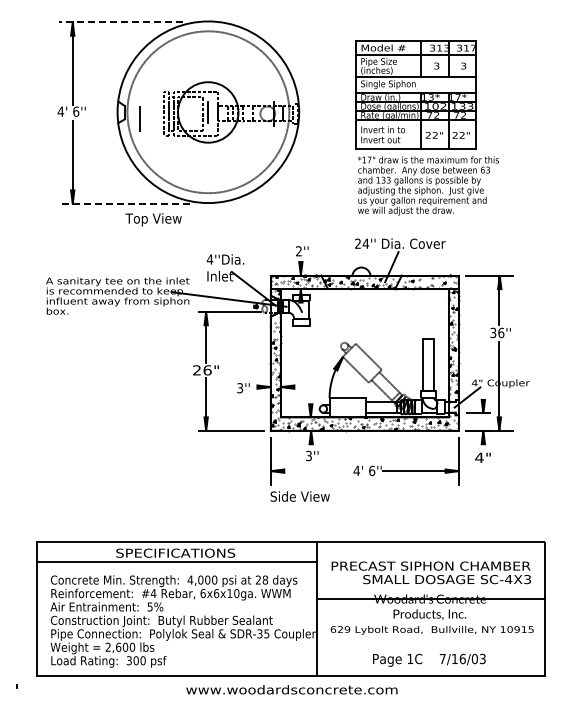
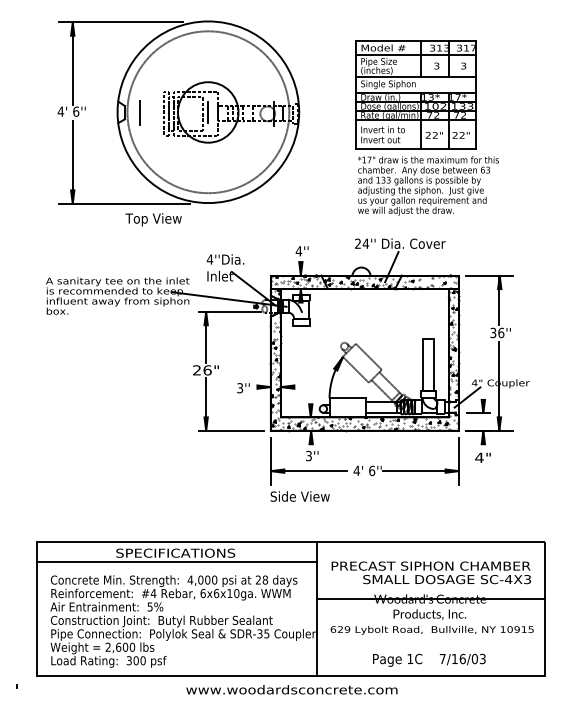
line: dashed -> solid (121, 22)
line position: (139, 118) -> (139, 112) (139, 112)
line: dashed -> solid (123, 203)
text: 2'' -> 4'' (298, 251)
line: none -> present (308, 471)
